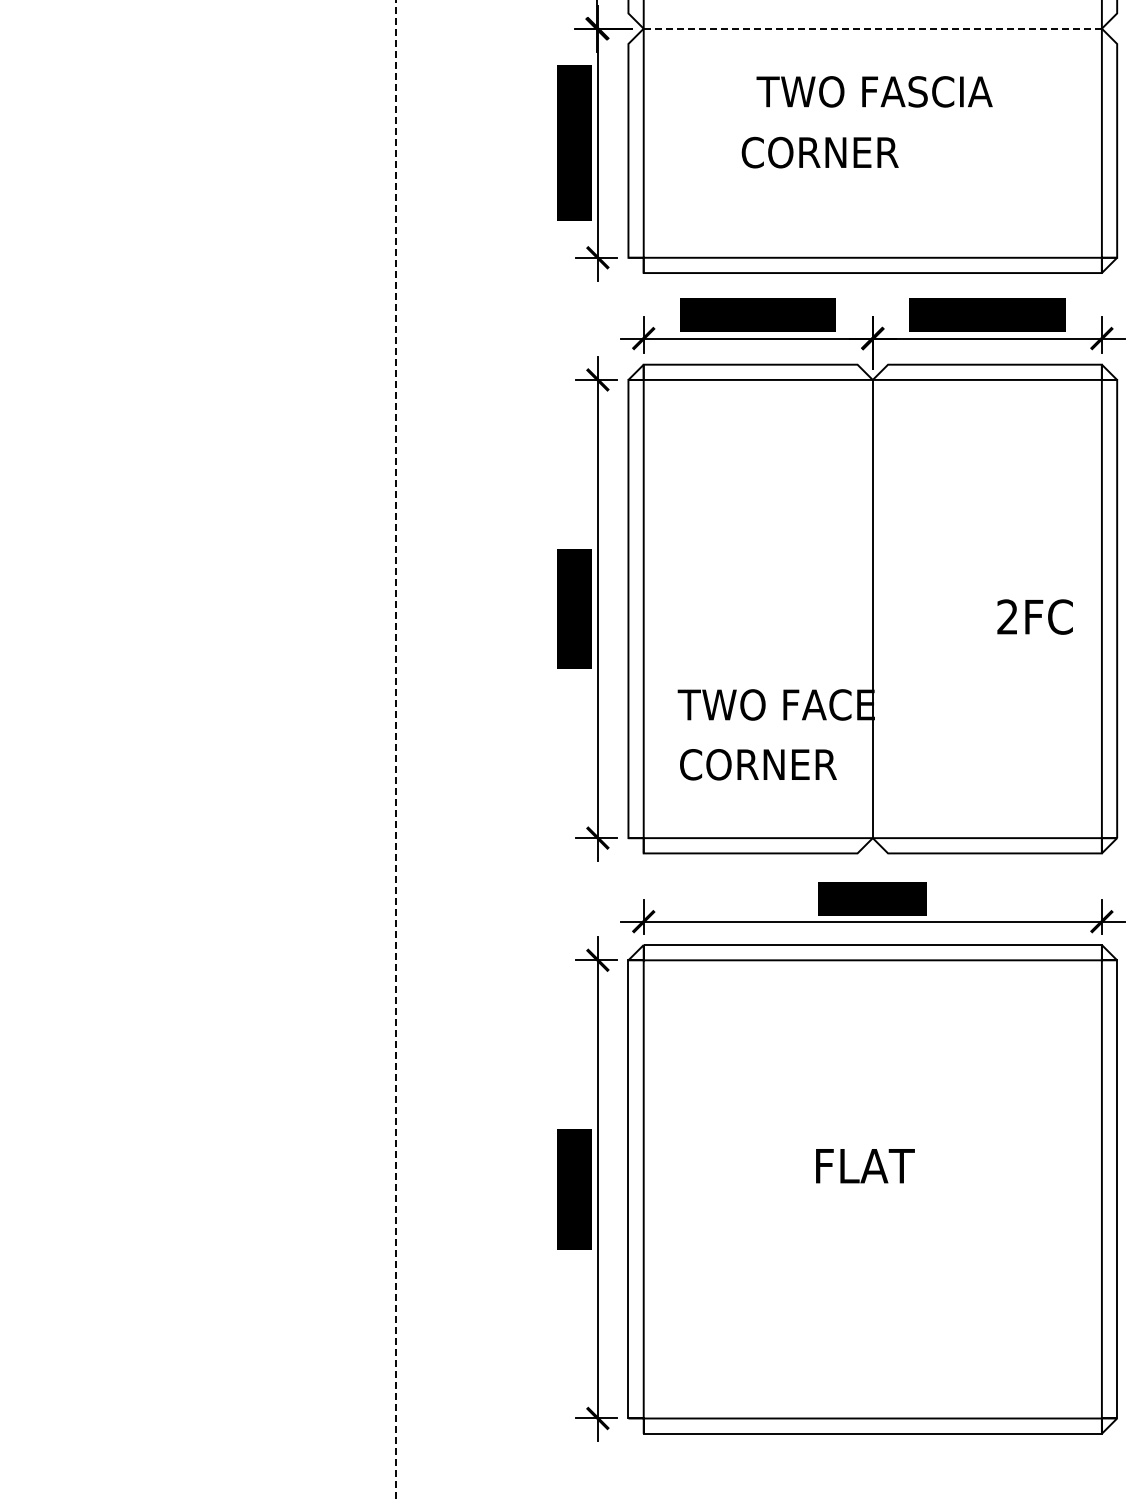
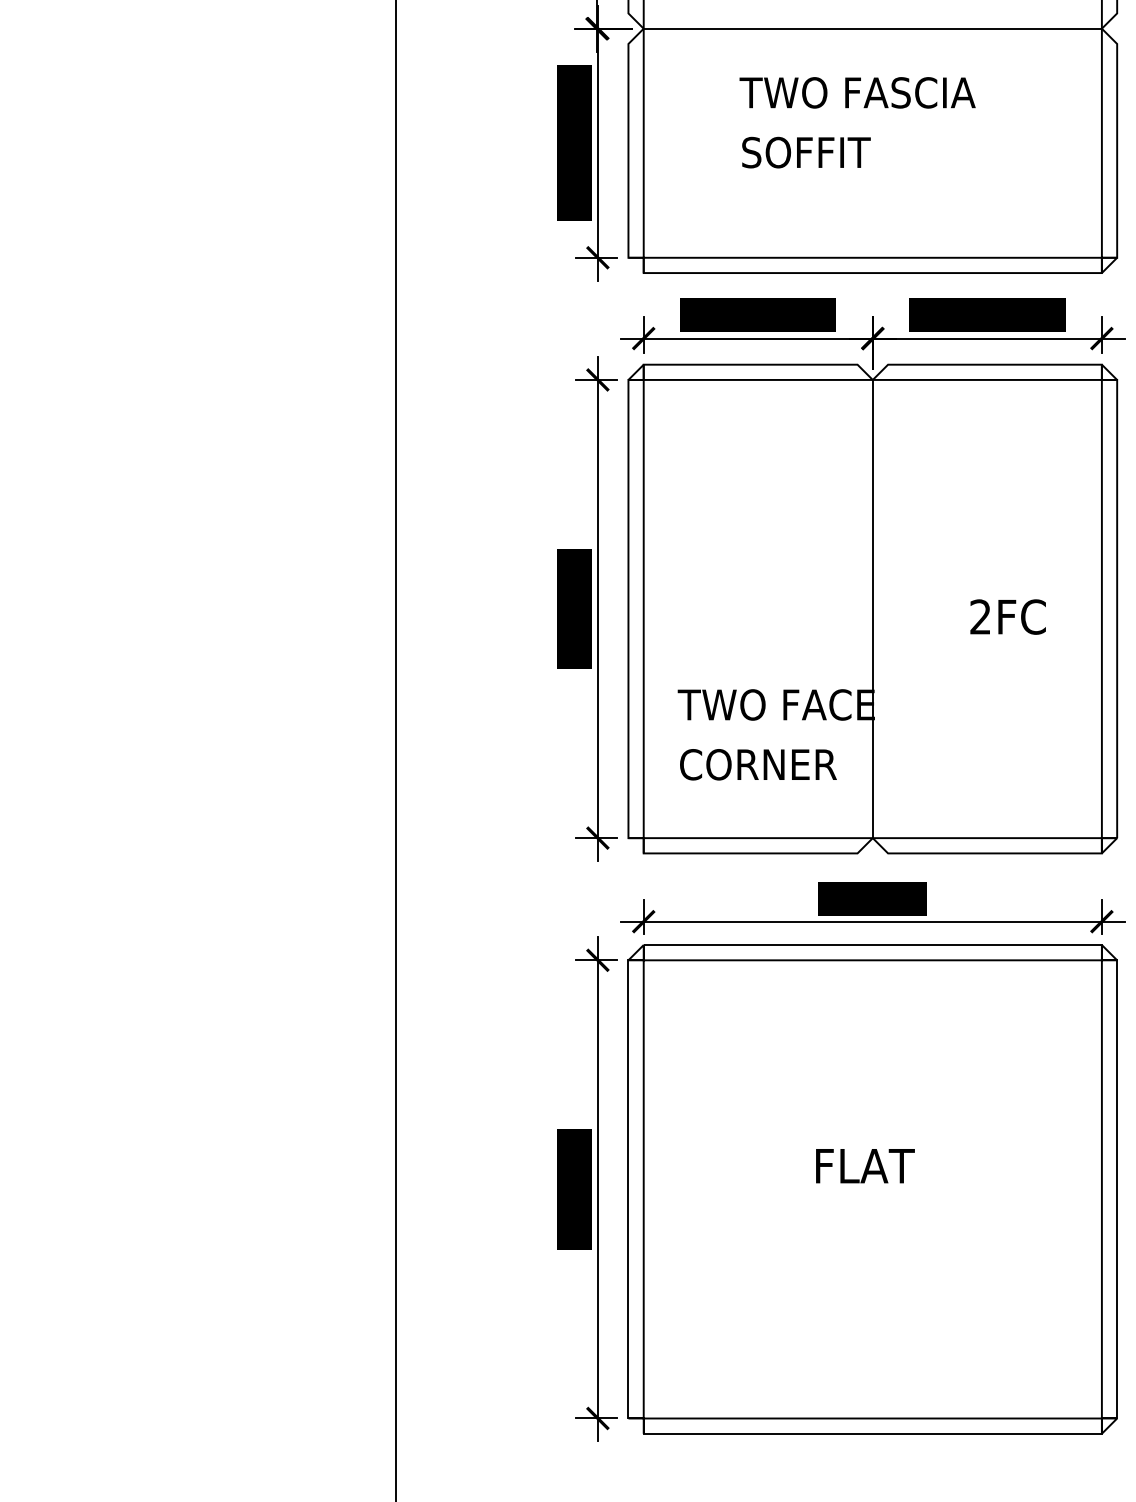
line: dashed -> solid (873, 28)
text position: (874, 91) -> (857, 92) (857, 92)
text: CORNER -> SOFFIT (819, 152)
text position: (1034, 616) -> (1007, 616) (1007, 616)
line: dashed -> solid (395, 750)
